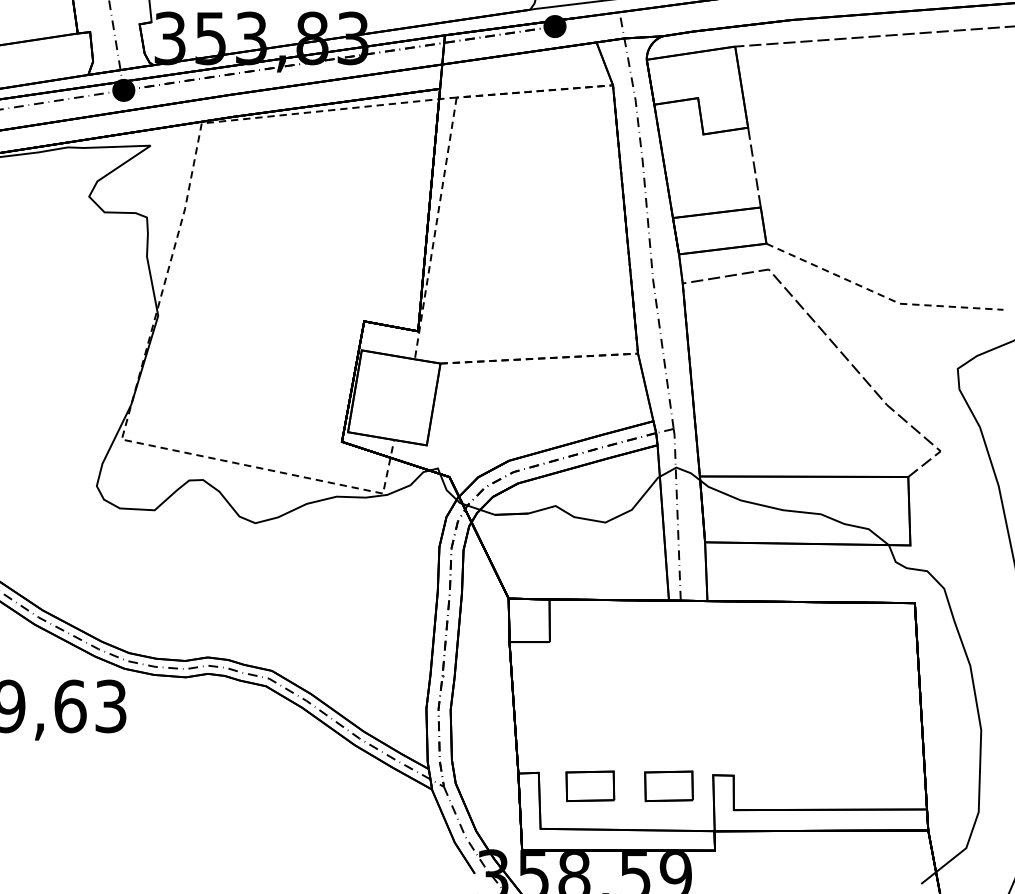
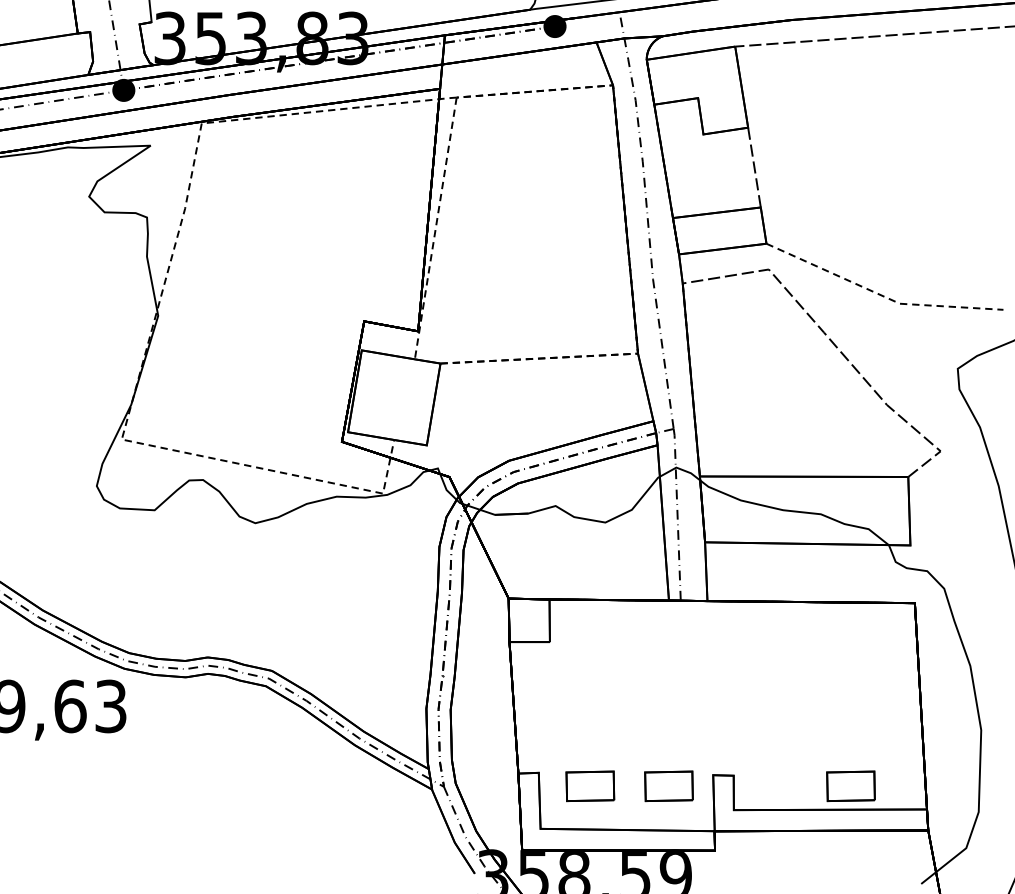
part: none -> present (850, 786)
